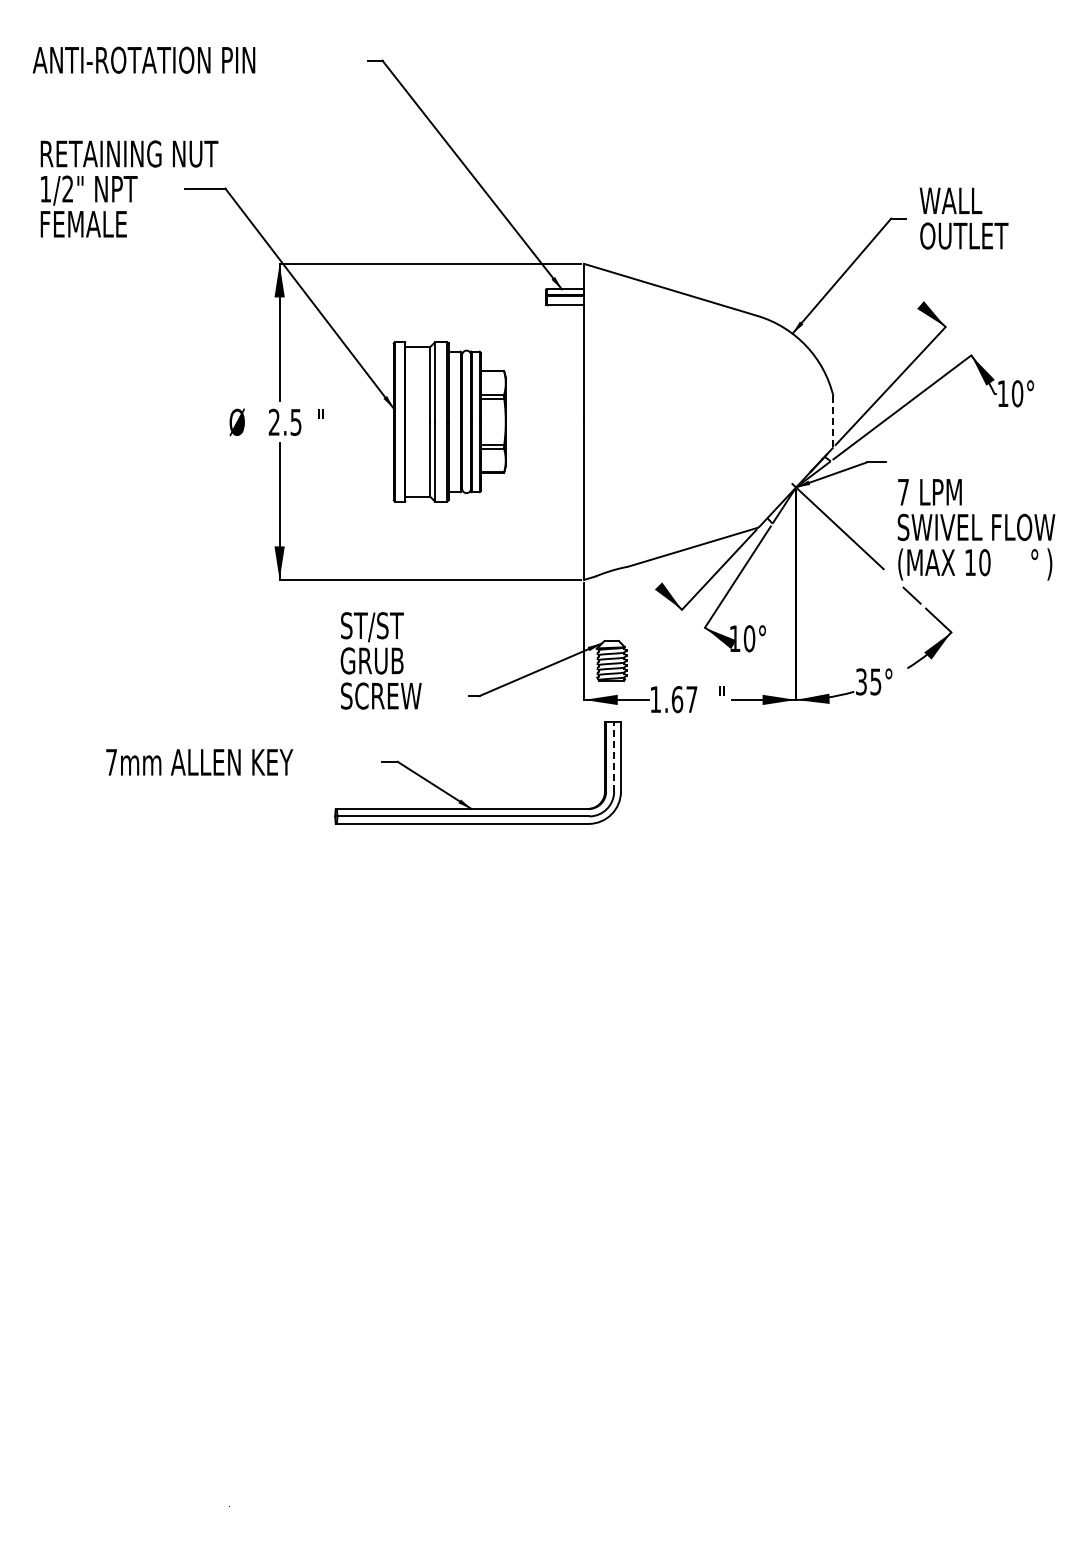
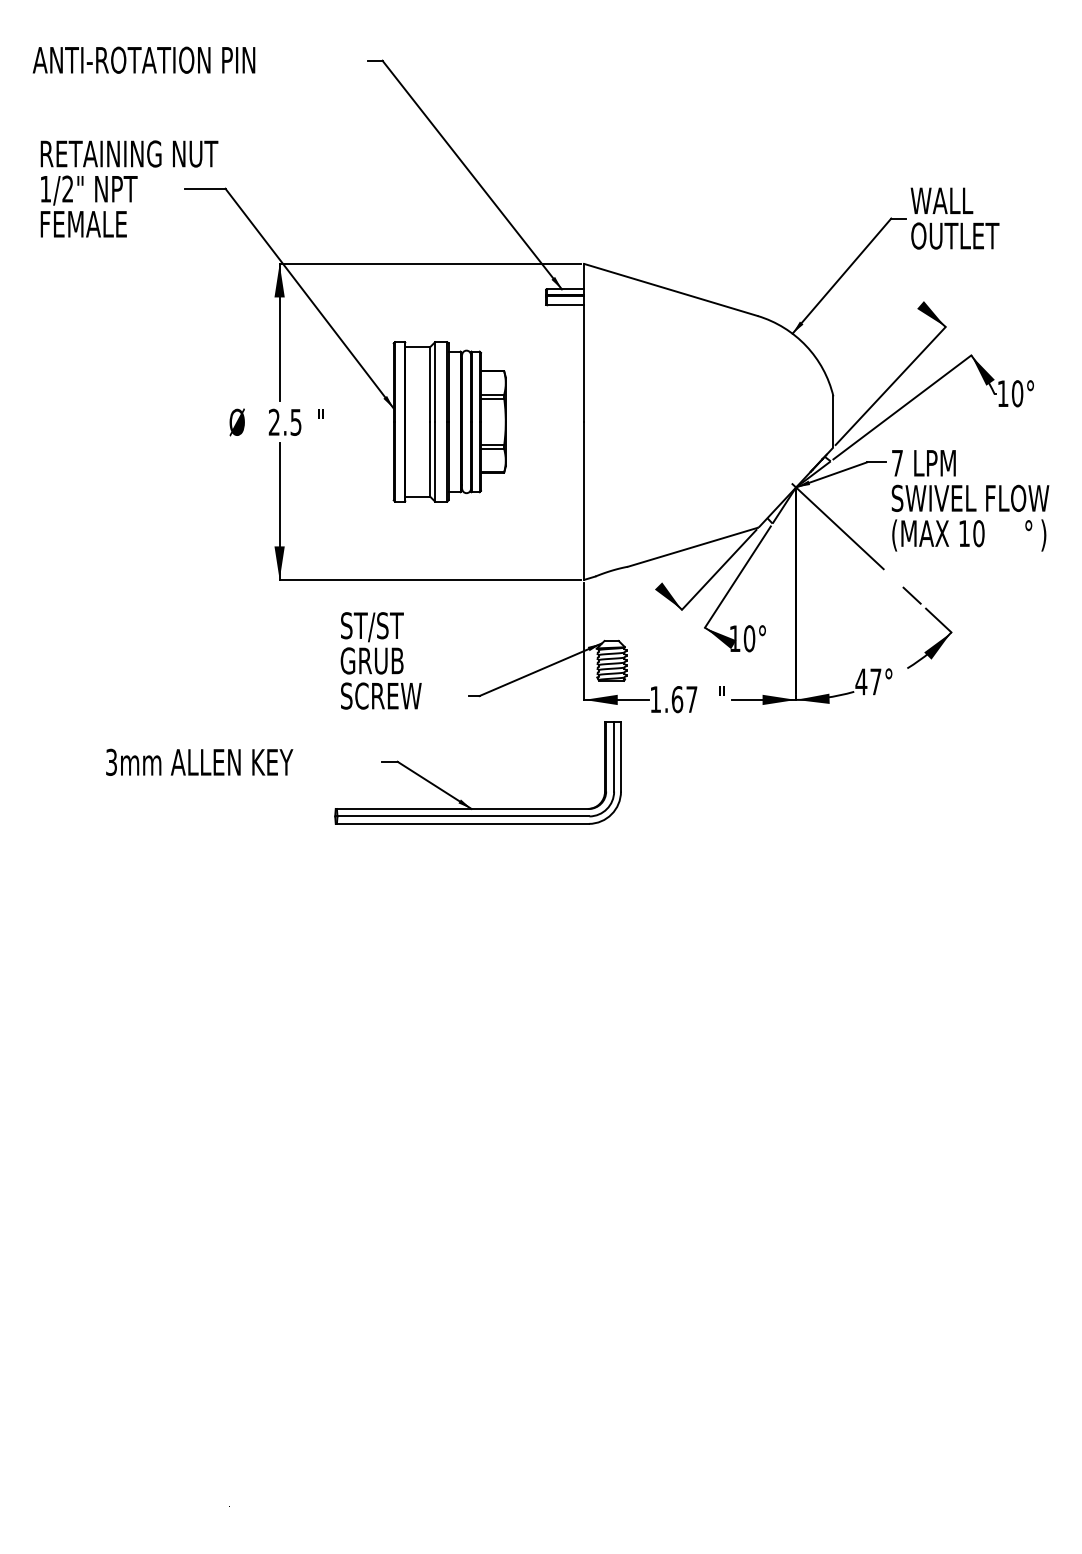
text position: (963, 218) -> (954, 218) (954, 218)
line: dashed -> solid (833, 421)
text position: (976, 529) -> (970, 500) (970, 500)
text: 35° -> 47° (868, 681)
line: dashed -> solid (614, 756)
text: 7mm -> 3mm (111, 761)
